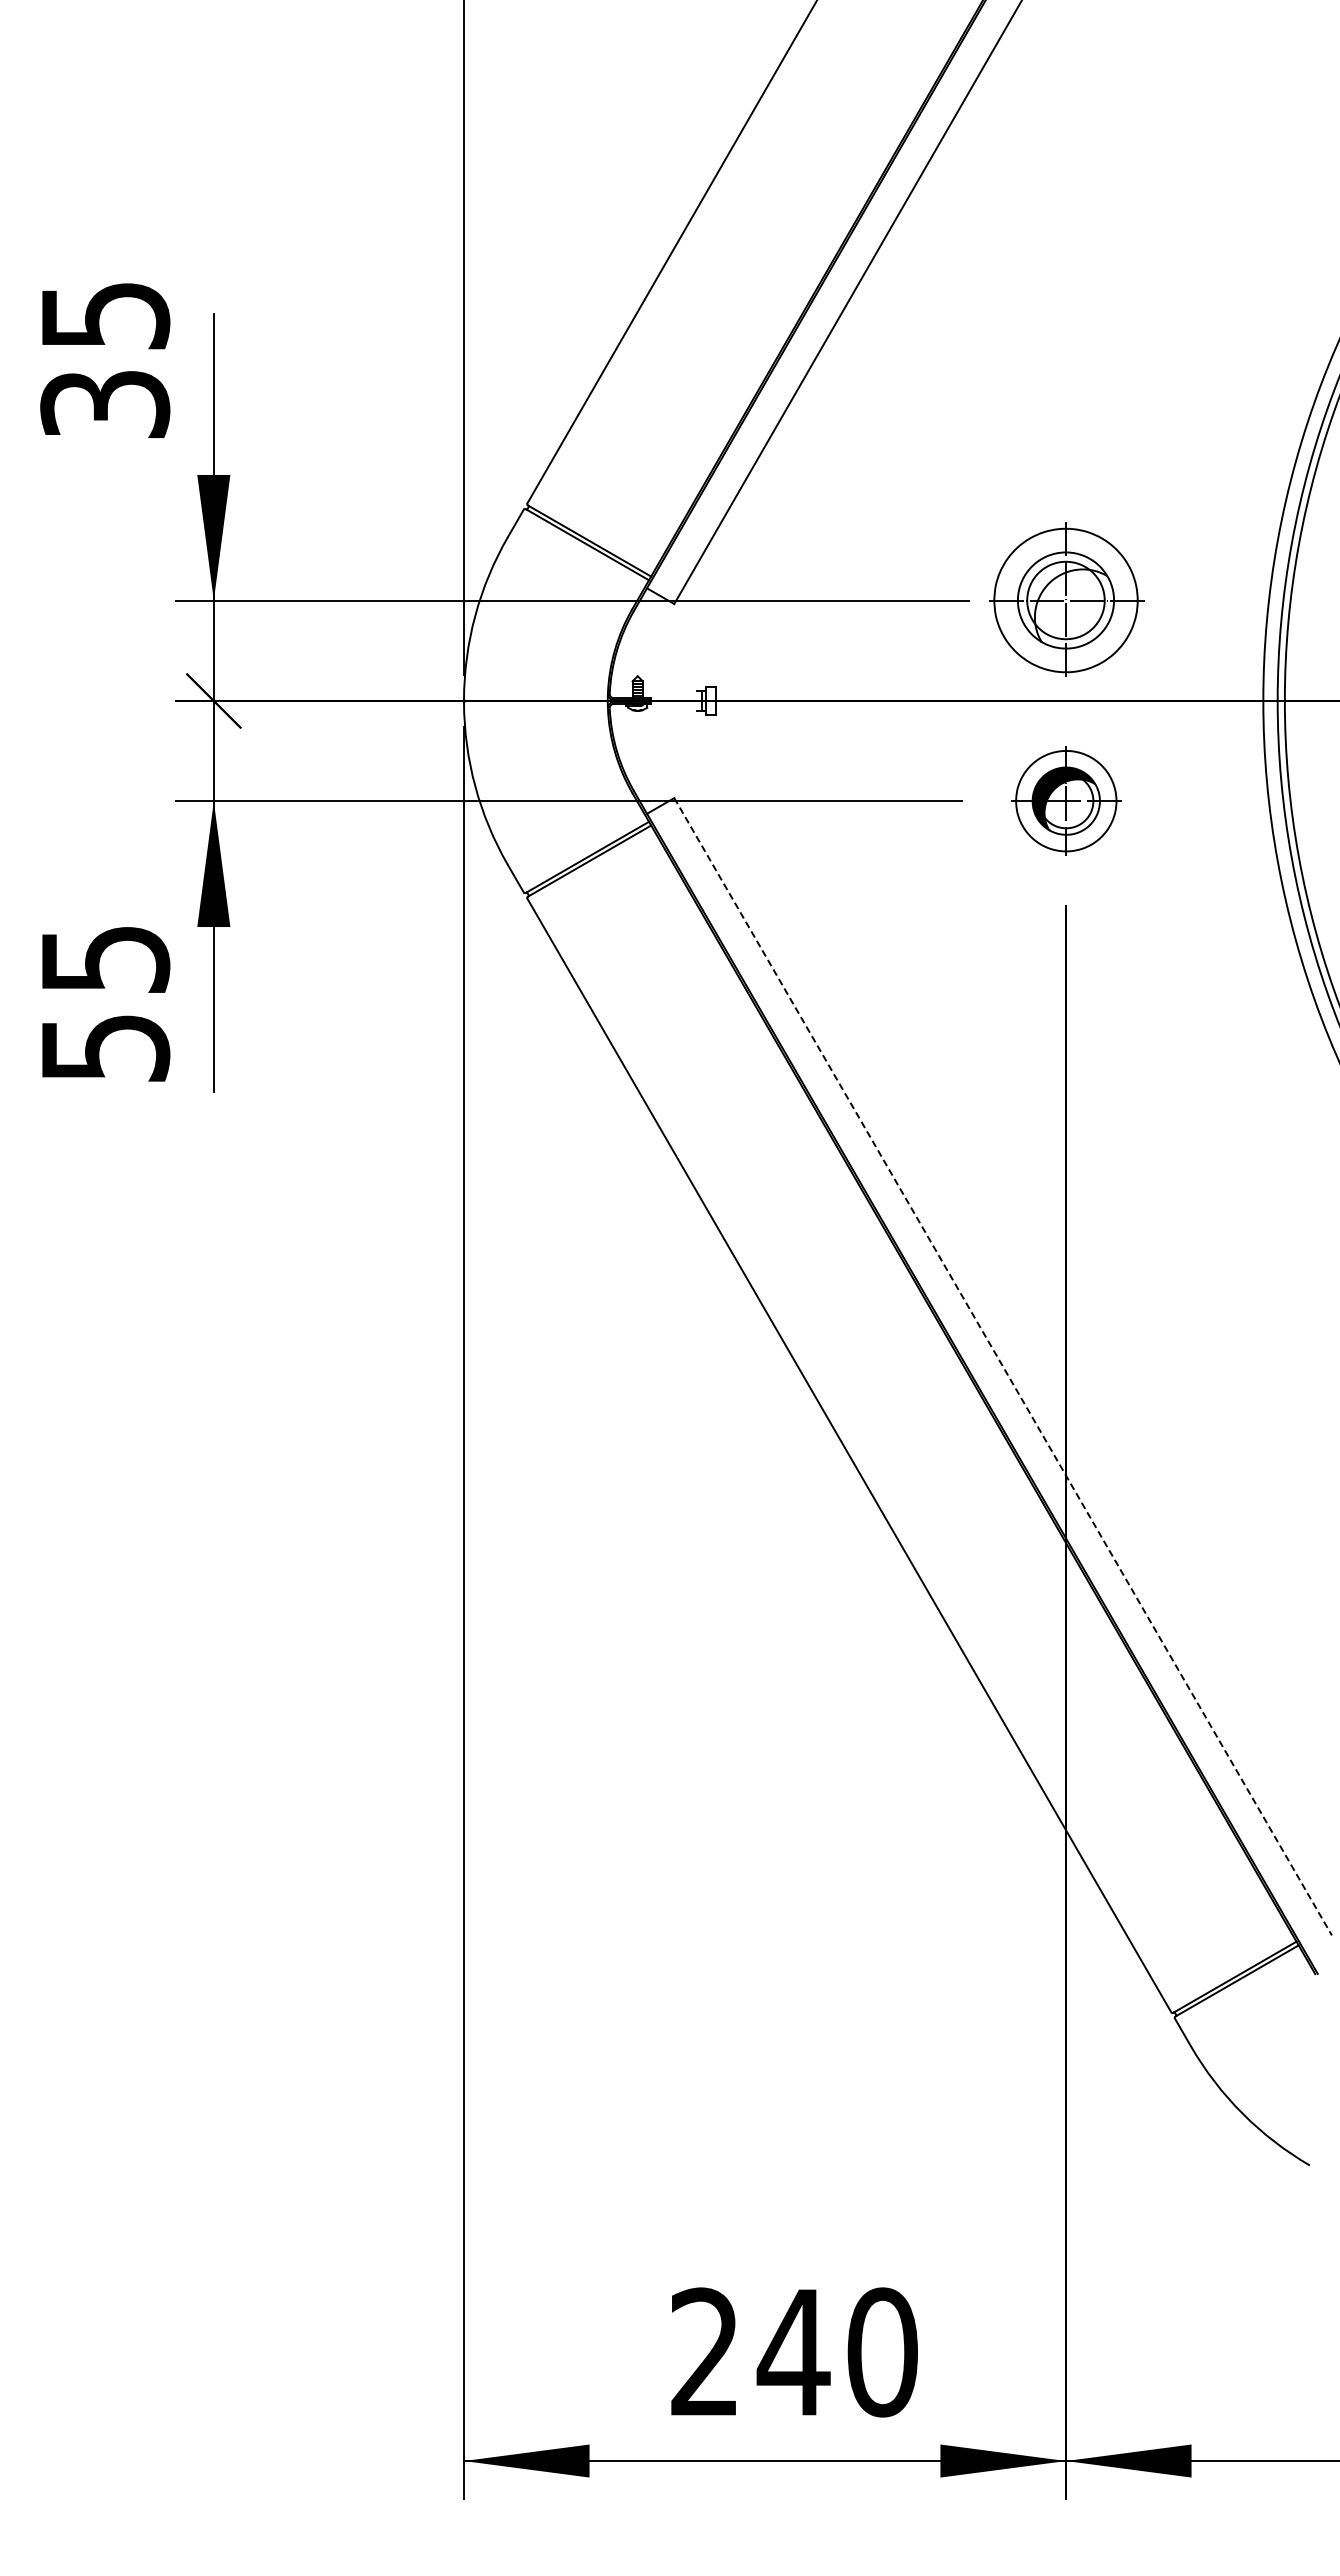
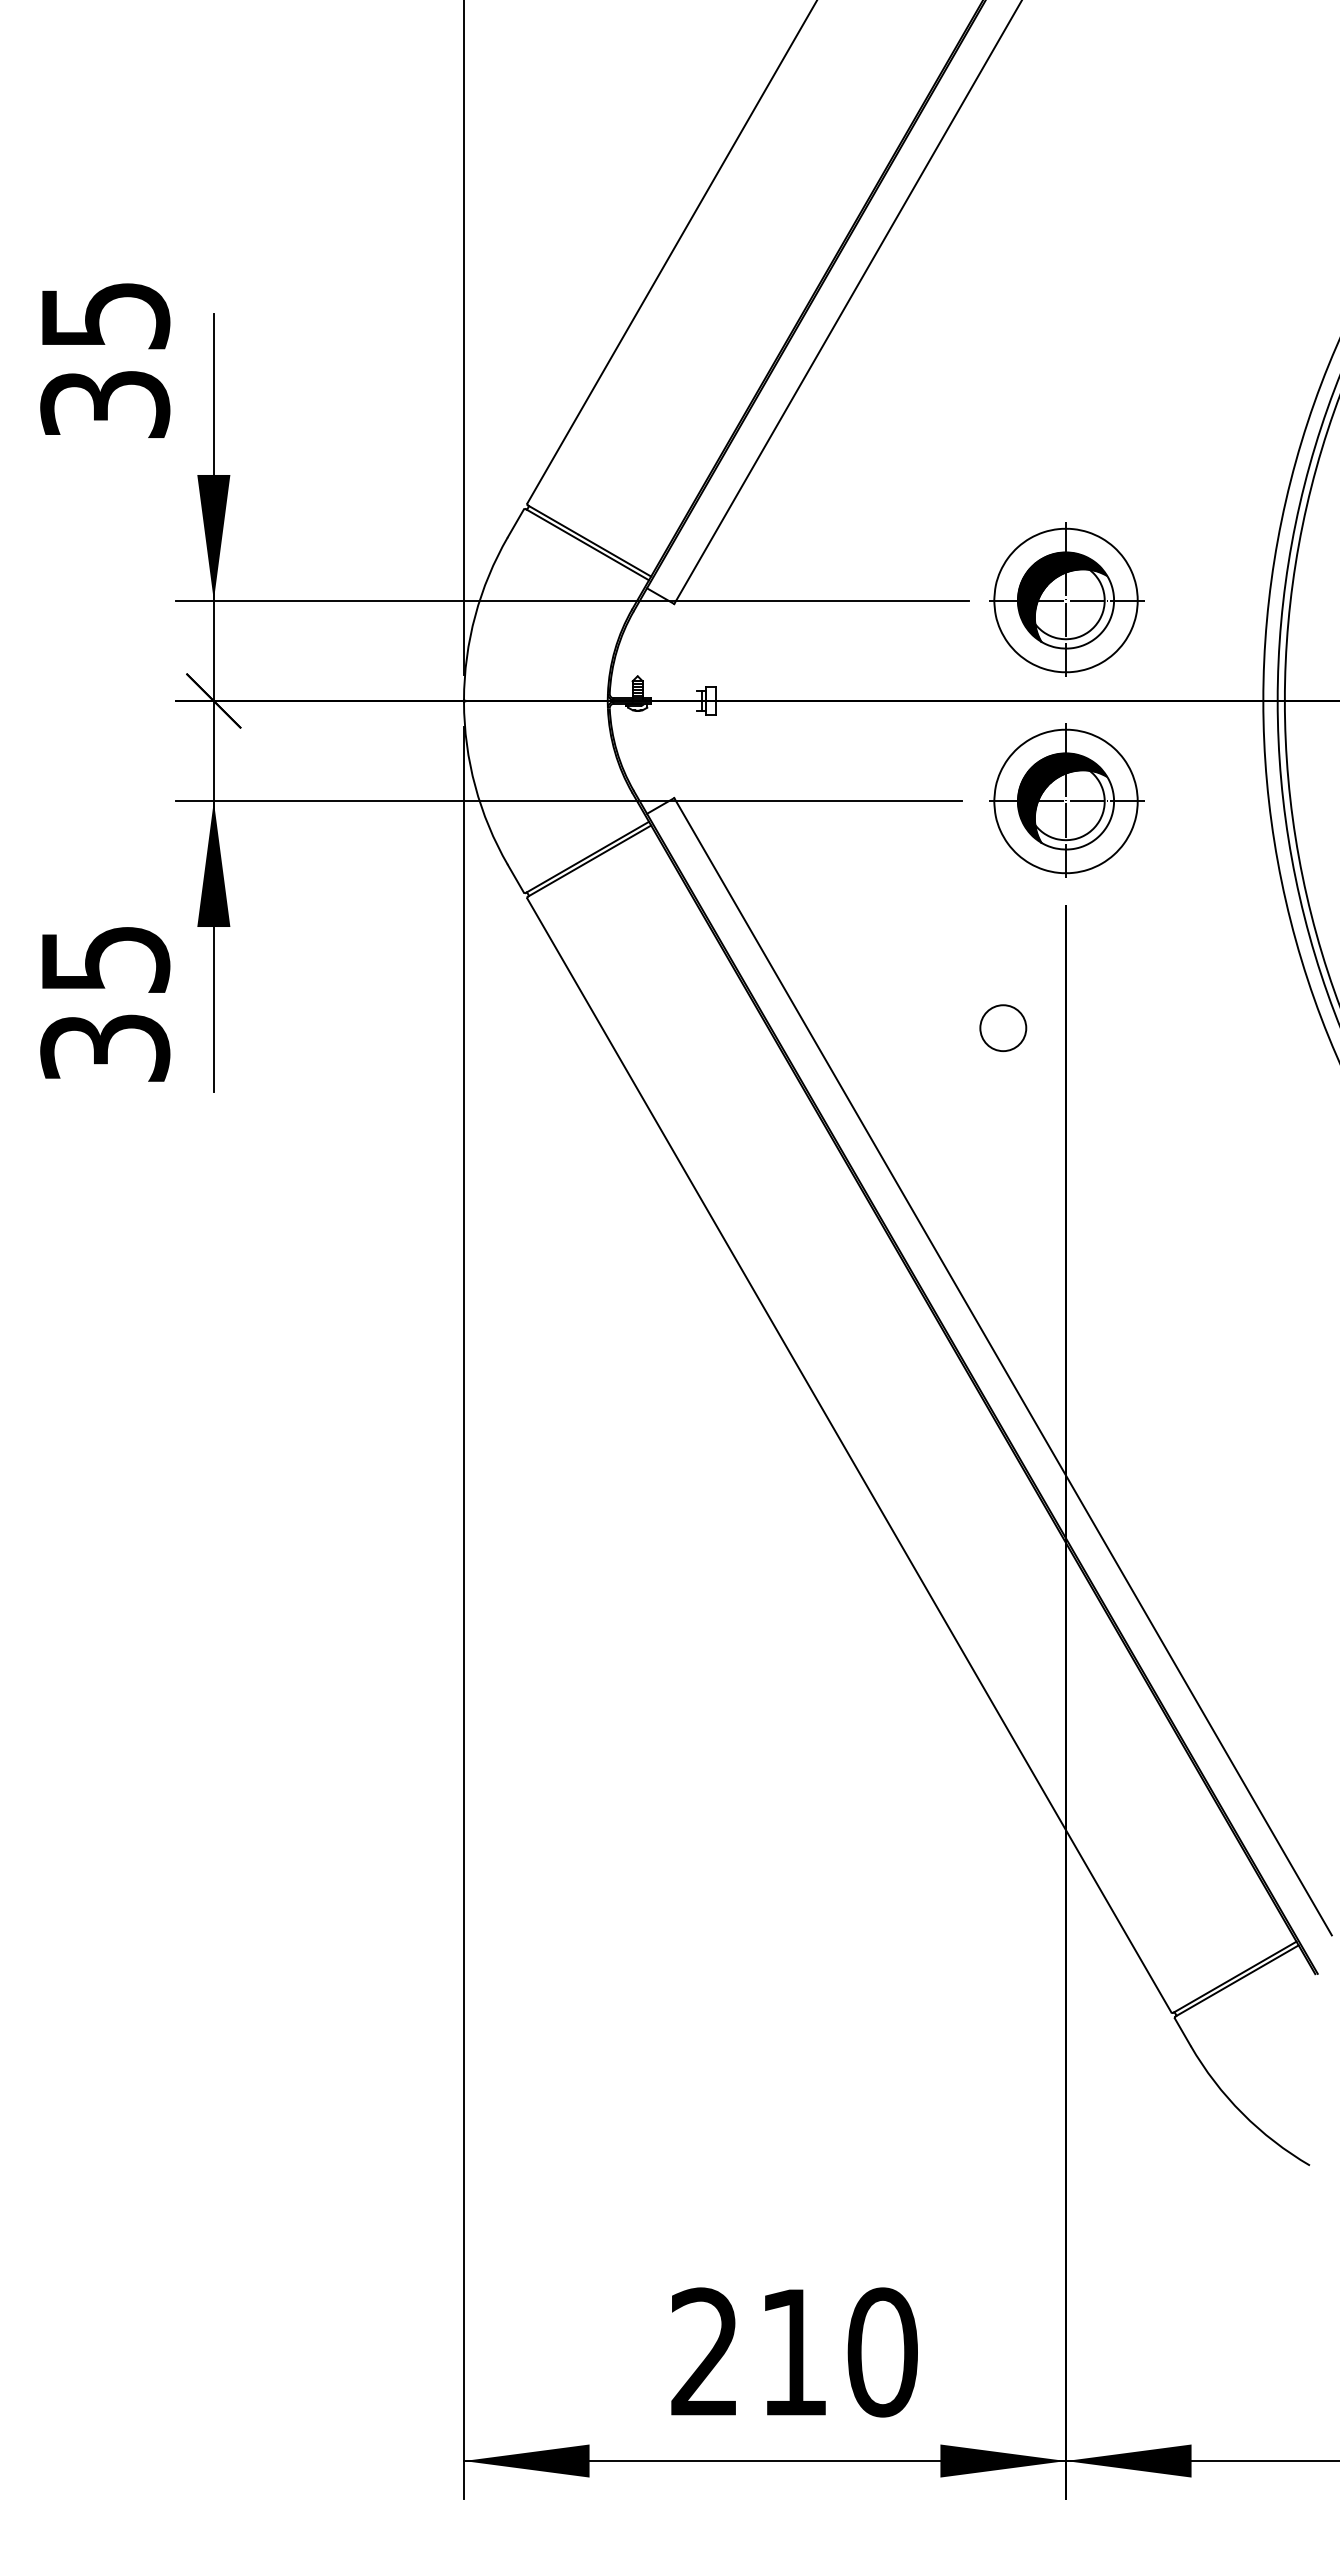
hatch: none -> present (1062, 596)
part size: 111x110 px -> 156x155 px (1066, 800)
circle: none -> present (1003, 1027)
text: 55 -> 35 (105, 1047)
line: dashed -> solid (1003, 1366)
text: 240 -> 210 (793, 2352)
